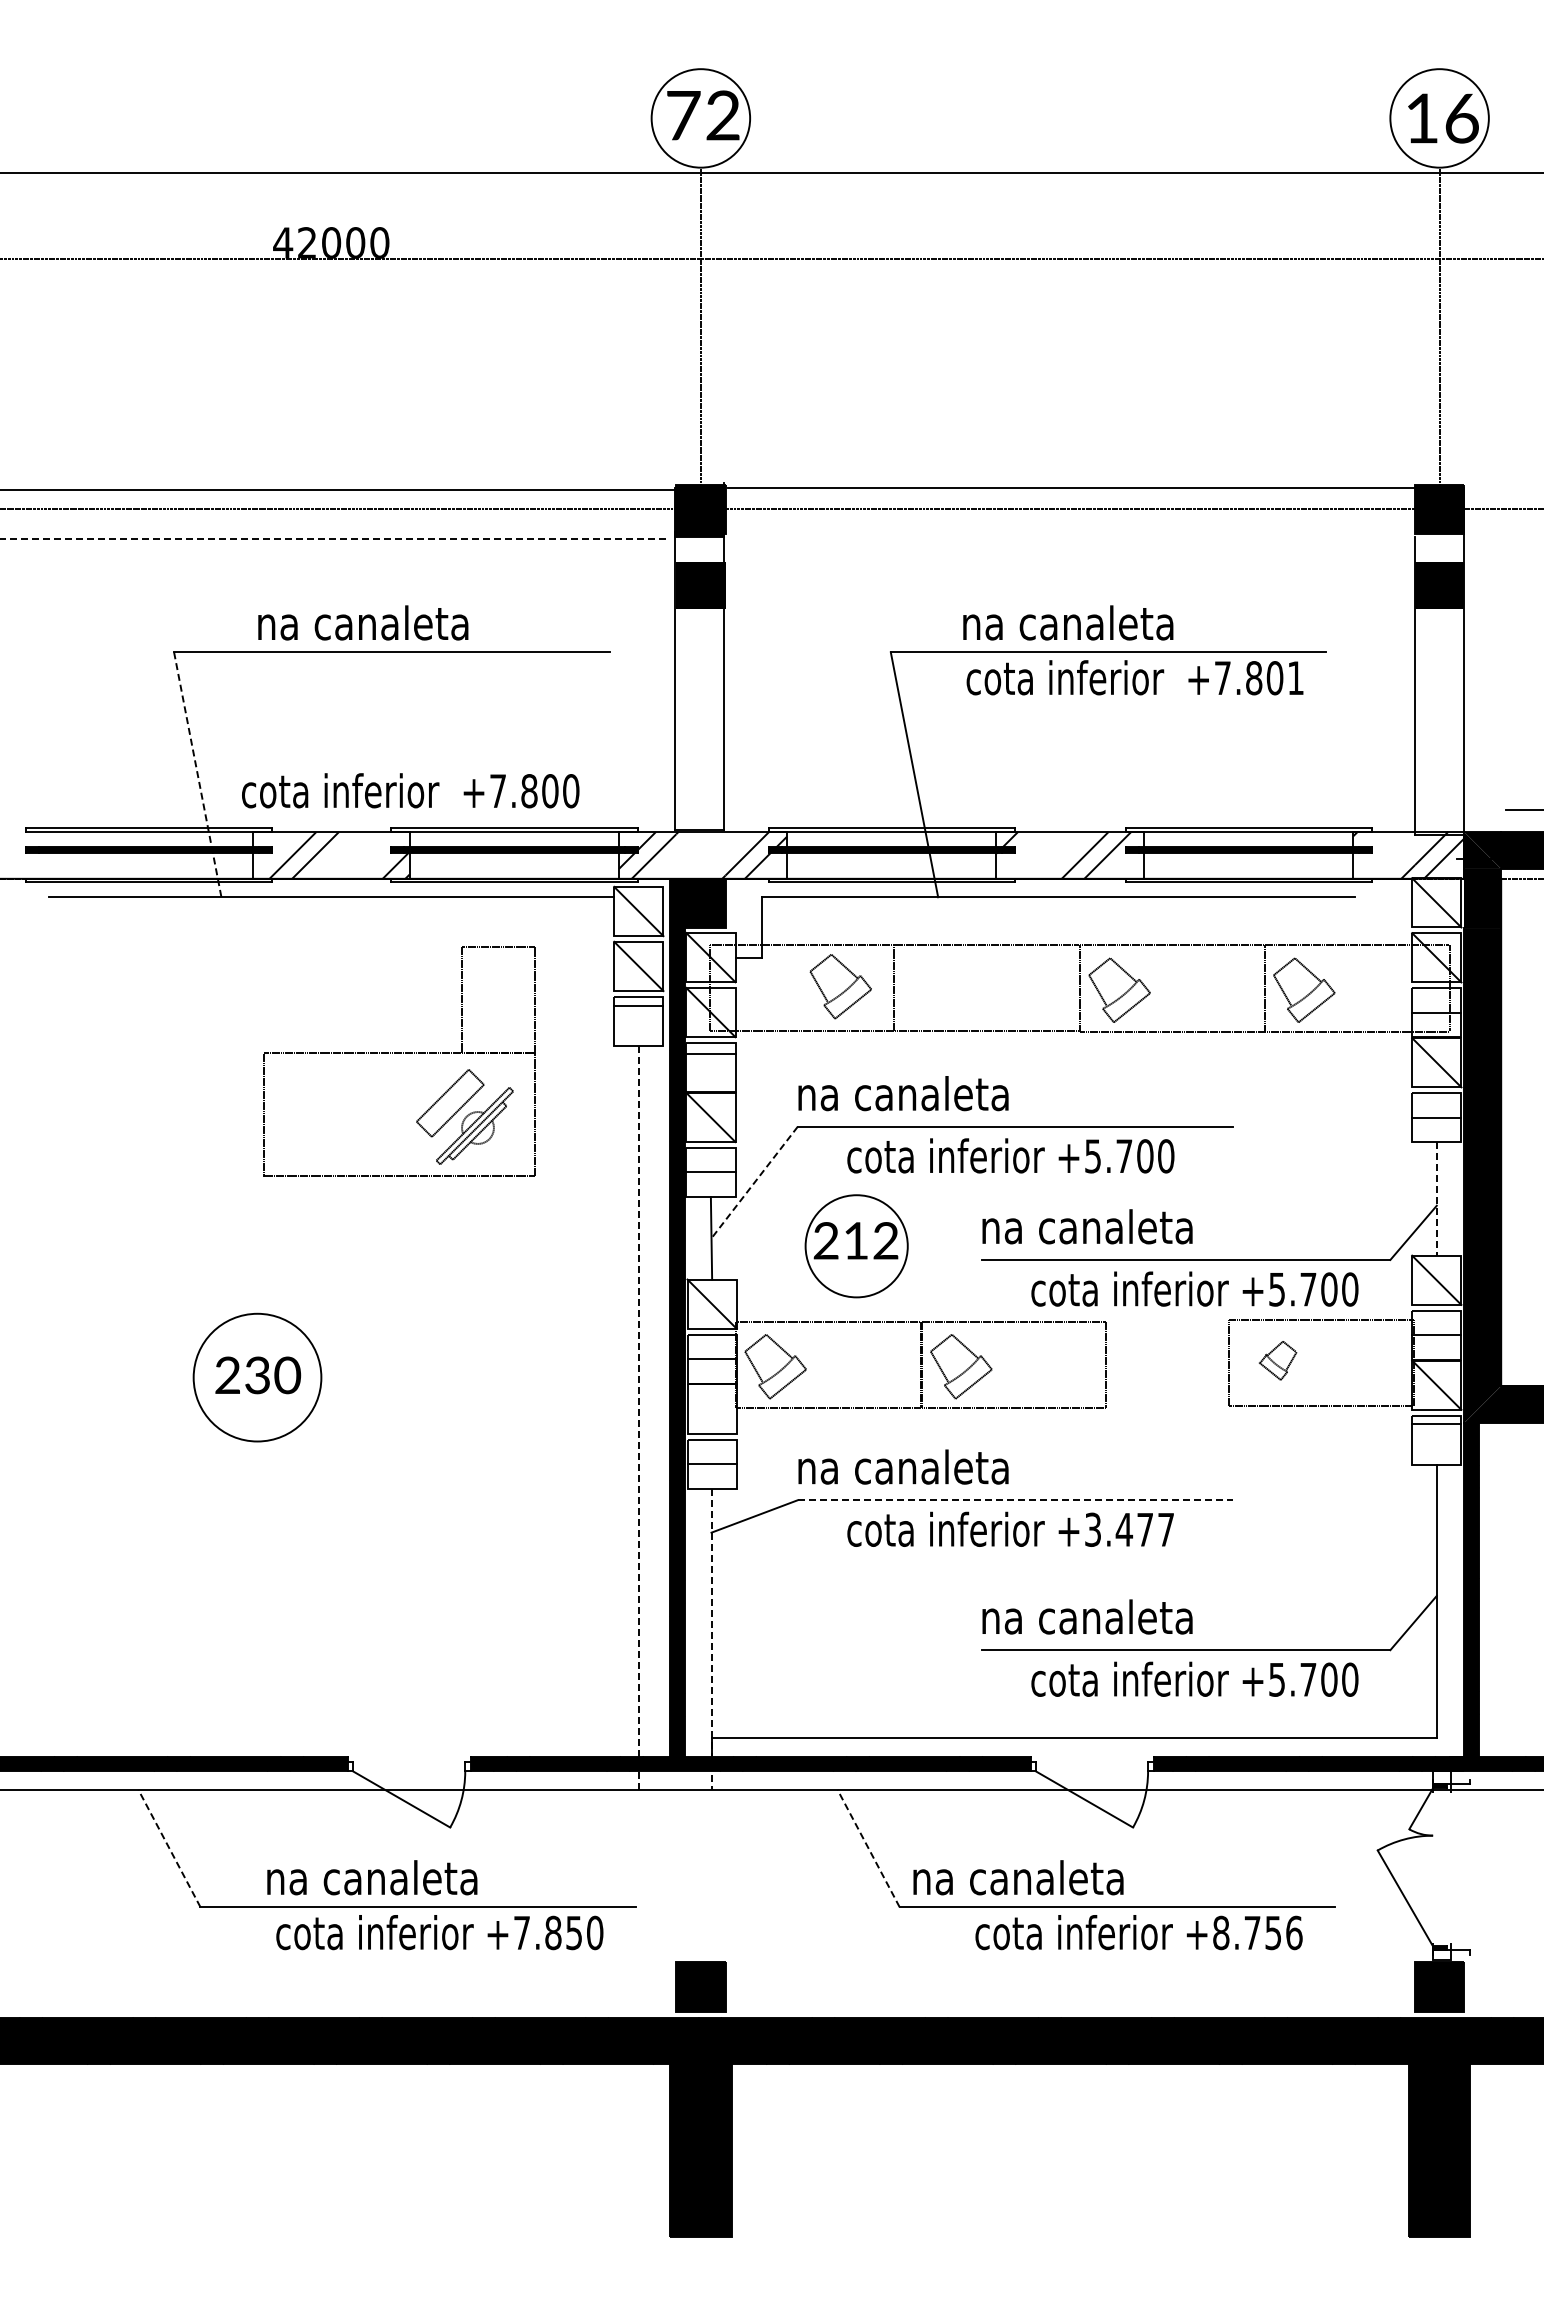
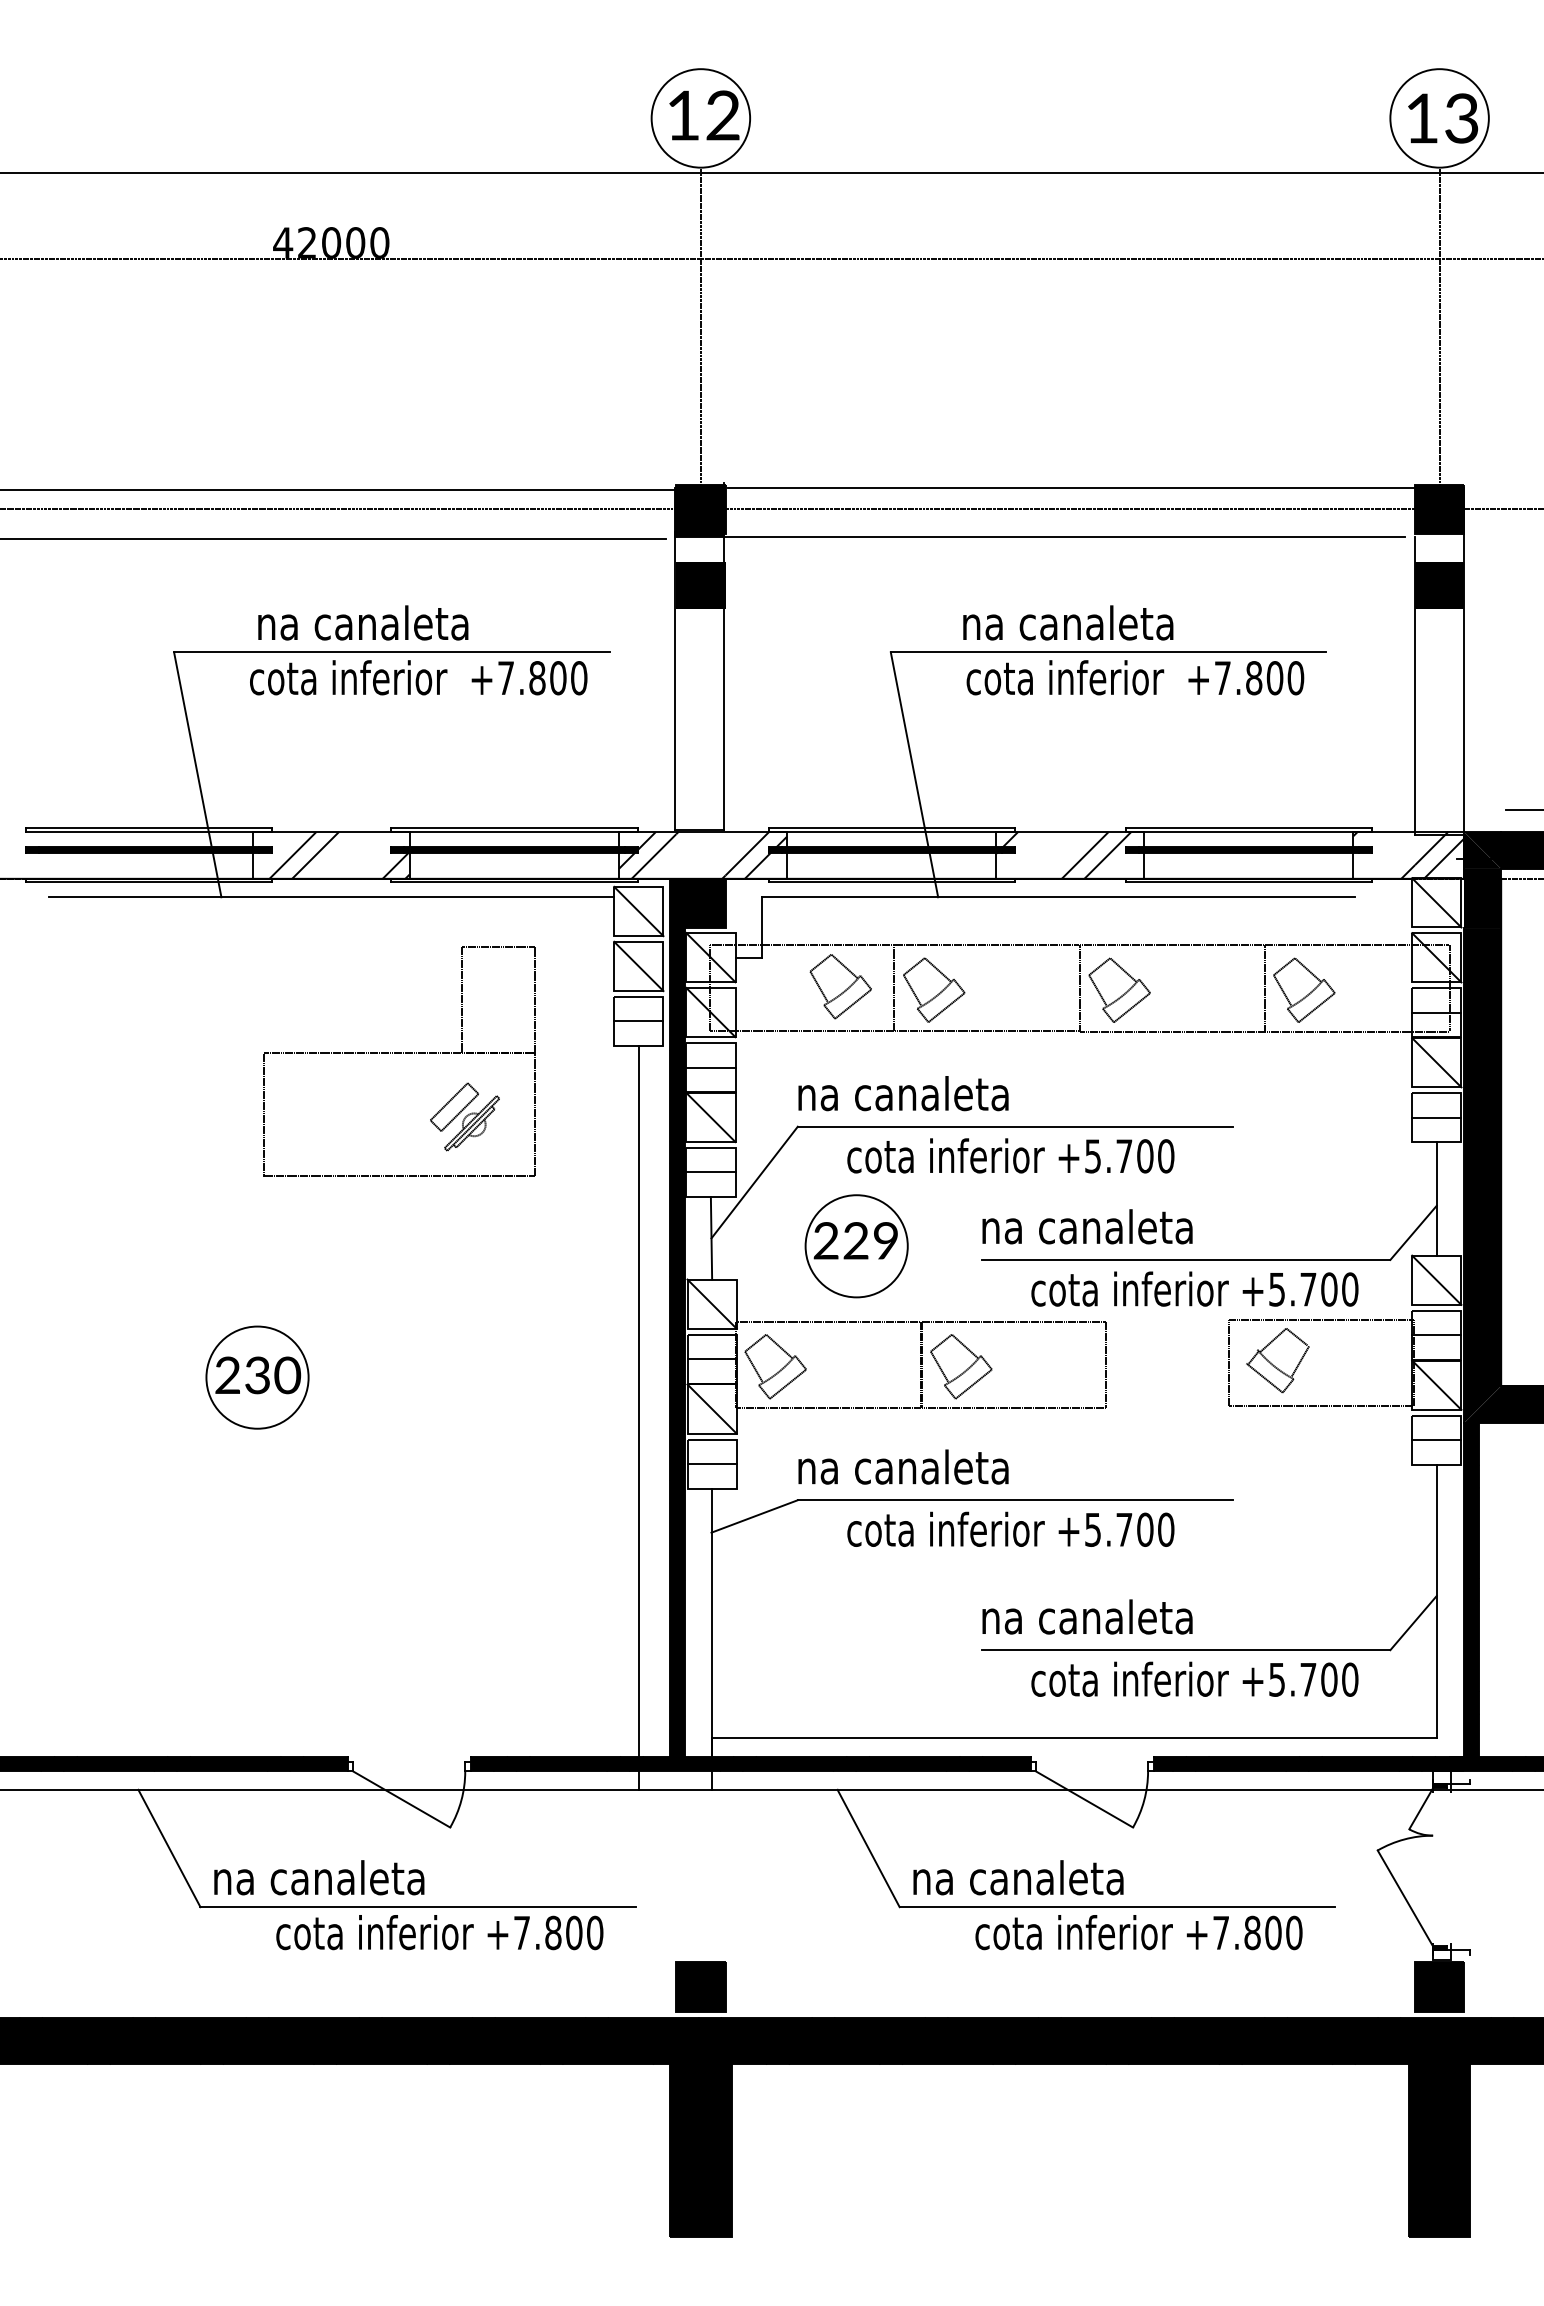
text: 72 -> 12 (683, 115)
text: 16 -> 13 (1461, 118)
line: none -> present (1064, 536)
line: dashed -> solid (332, 539)
text: +7.801 -> +7.800 (1295, 678)
line: dashed -> solid (197, 774)
text position: (410, 790) -> (418, 677) (418, 677)
part: none -> present (934, 989)
line position: (638, 1006) -> (638, 1021) (638, 1021)
line position: (710, 1053) -> (710, 1067) (710, 1067)
part size: 98x96 px -> 70x70 px (464, 1116)
line: dashed -> solid (754, 1182)
line: dashed -> solid (1436, 1199)
text: 212 -> 229 (870, 1240)
part size: 40x40 px -> 64x66 px (1277, 1360)
circle diameter: 128 px -> 102 px (257, 1377)
line: none -> present (711, 1408)
line: dashed -> solid (638, 1417)
line position: (1436, 1424) -> (1436, 1440) (1436, 1440)
line: dashed -> solid (1015, 1500)
text: +3.477 -> +5.700 (1129, 1529)
line: dashed -> solid (712, 1639)
line: dashed -> solid (169, 1848)
line: dashed -> solid (868, 1848)
text position: (372, 1877) -> (319, 1877) (319, 1877)
text: +7.850 -> +7.800 (574, 1932)
text: +8.756 -> +7.800 (1257, 1932)
